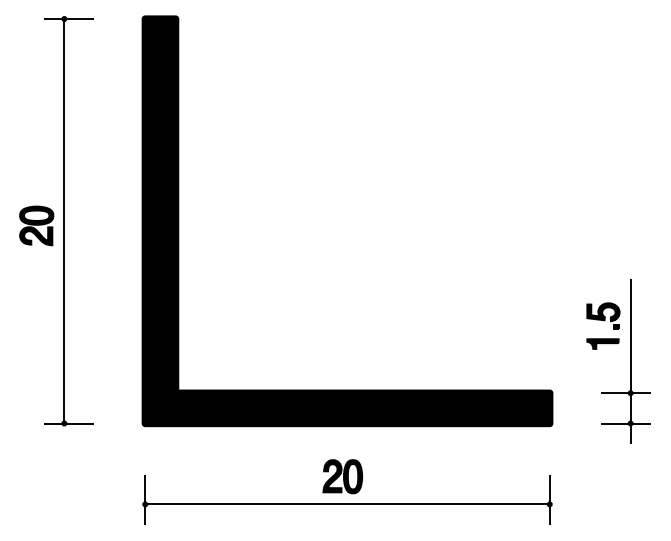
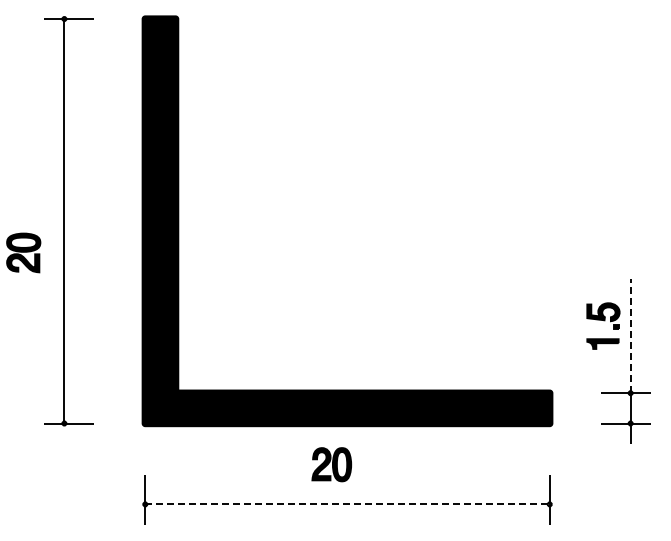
part position: (36, 225) -> (23, 252) (23, 252)
line: solid -> dashed (630, 335)
part position: (342, 476) -> (331, 464) (331, 464)
line: solid -> dashed (348, 504)
